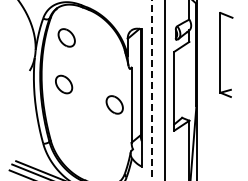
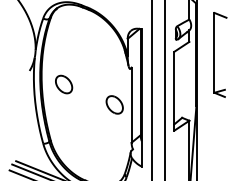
part: present -> none (66, 37)
part position: (226, 54) -> (220, 54) (220, 54)
line: dashed -> solid (152, 90)
